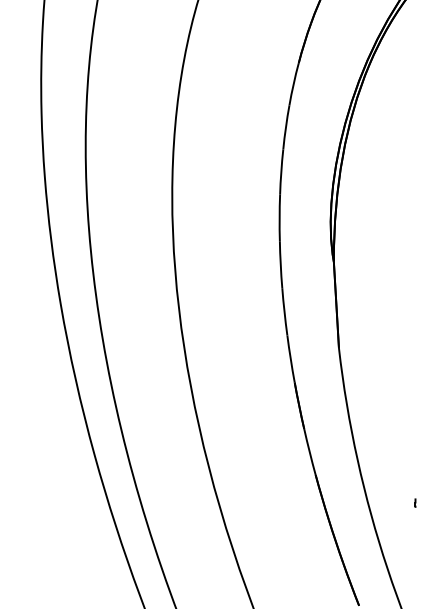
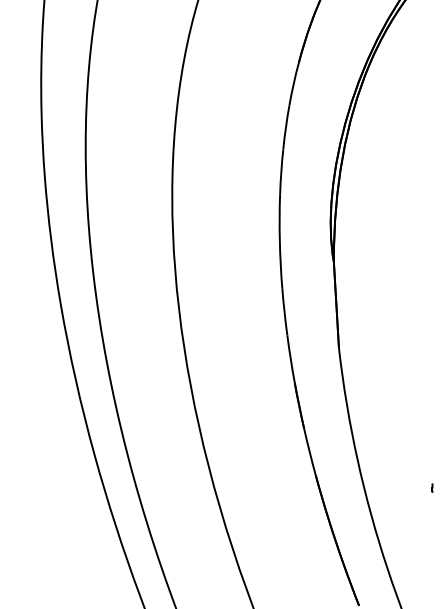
part position: (415, 502) -> (432, 487) (432, 487)
